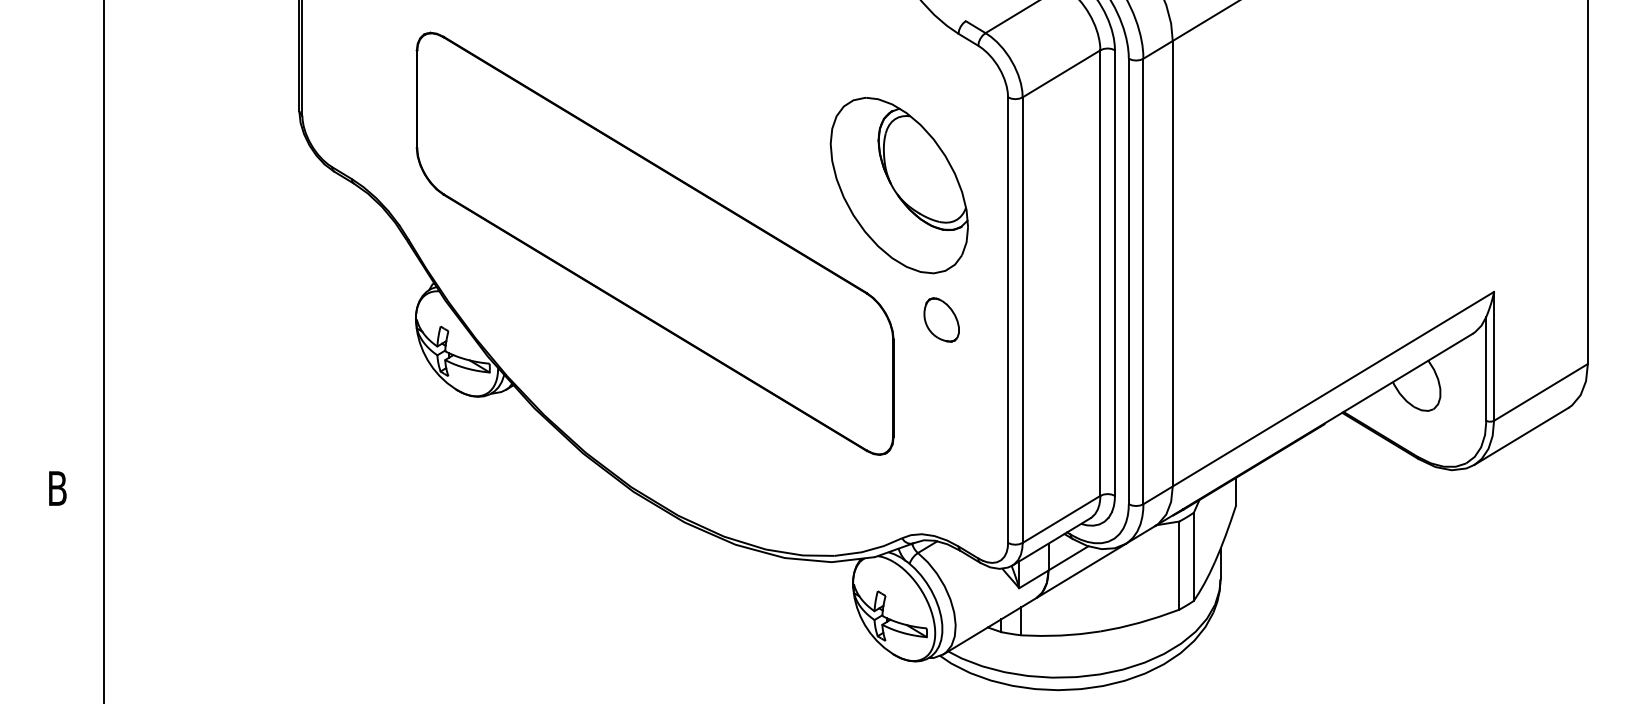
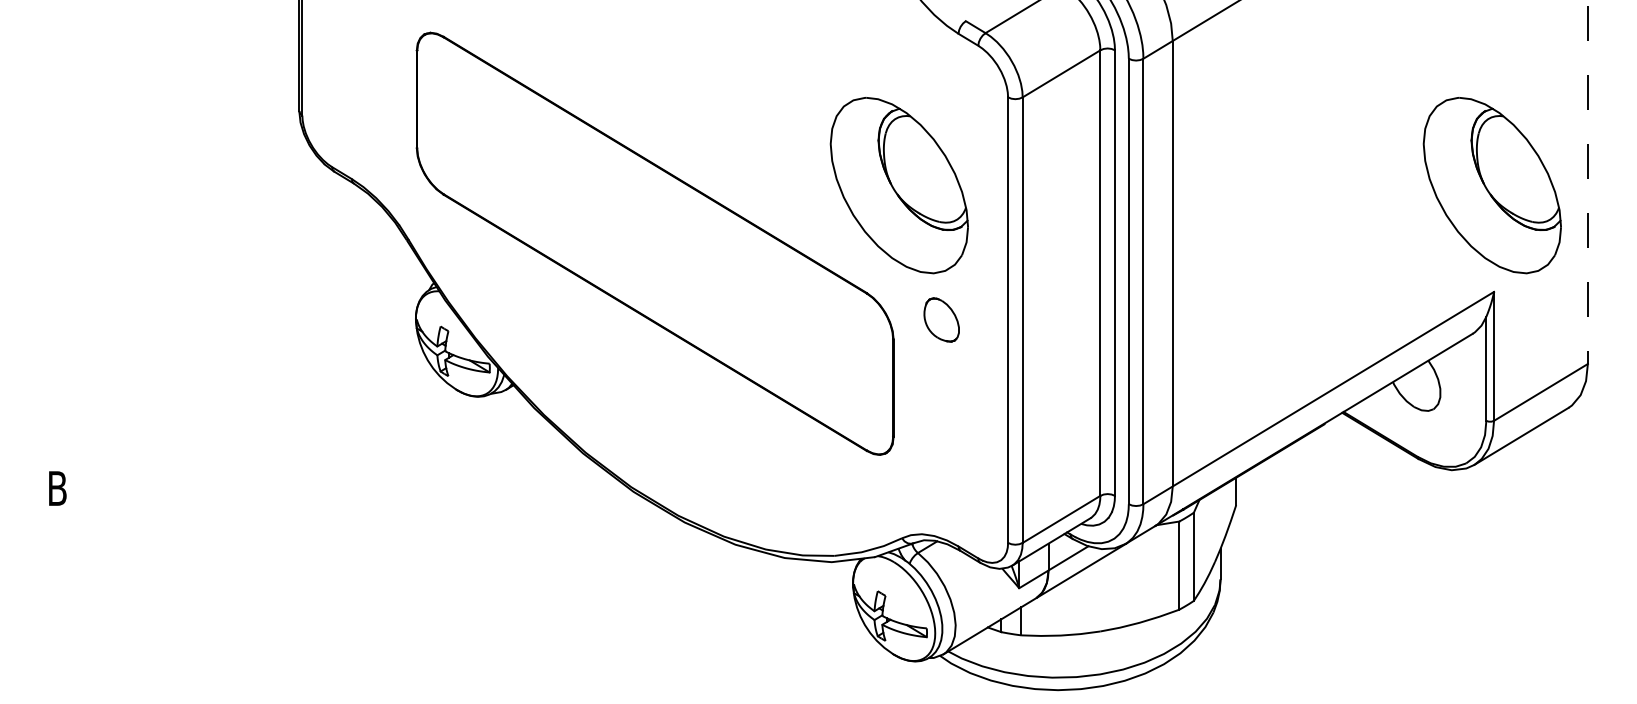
line: solid -> dashed (1587, 182)
part: none -> present (1491, 185)
line: present -> none (103, 351)
